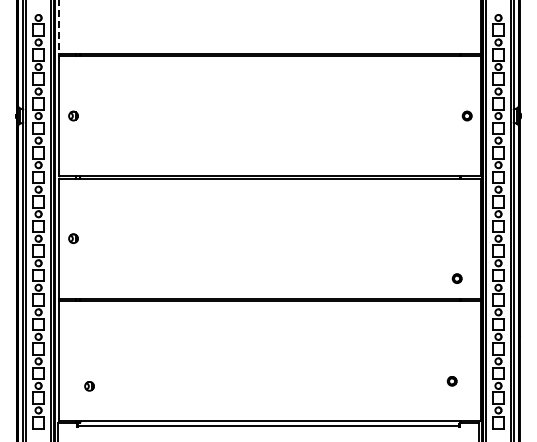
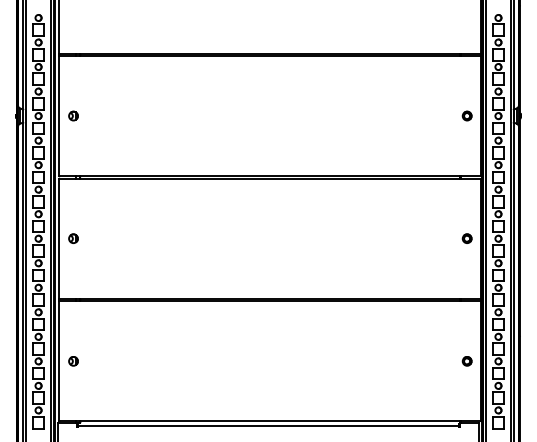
line: dashed -> solid (59, 27)
part position: (456, 278) -> (466, 238) (466, 238)
part position: (451, 381) -> (466, 361) (466, 361)
part position: (89, 386) -> (73, 361) (73, 361)
